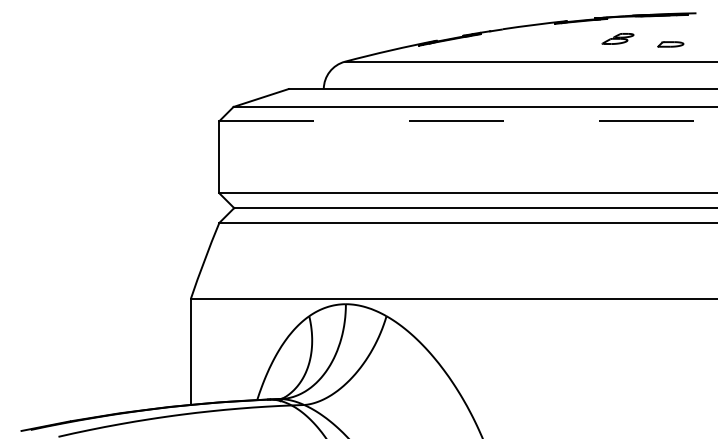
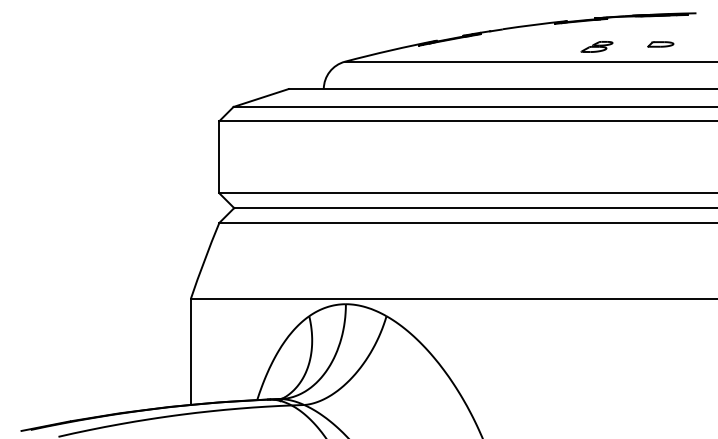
part position: (617, 38) -> (596, 46) (596, 46)
part position: (670, 44) -> (660, 44) (660, 44)
line: dashed -> solid (468, 121)
